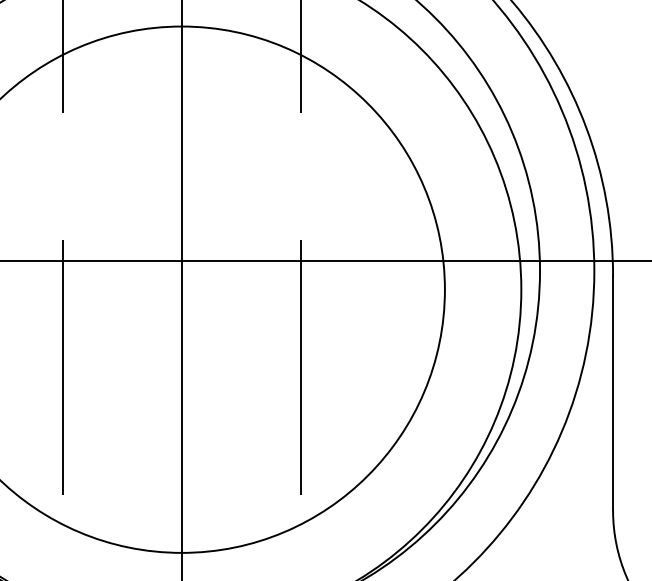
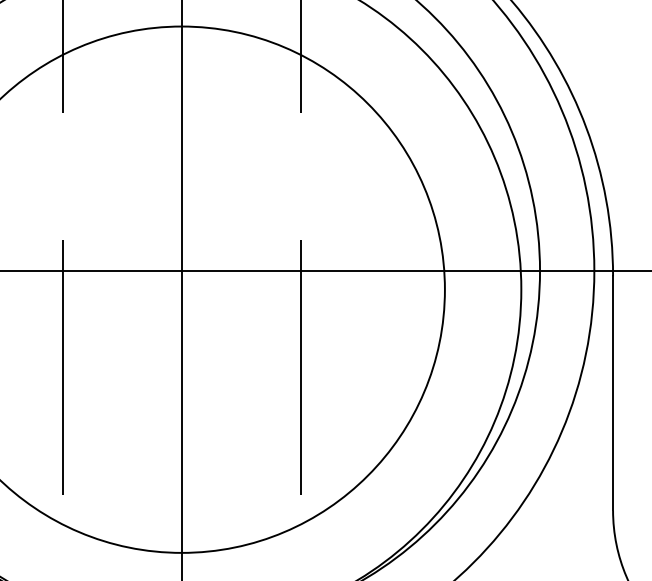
line position: (325, 261) -> (325, 271) (325, 271)
